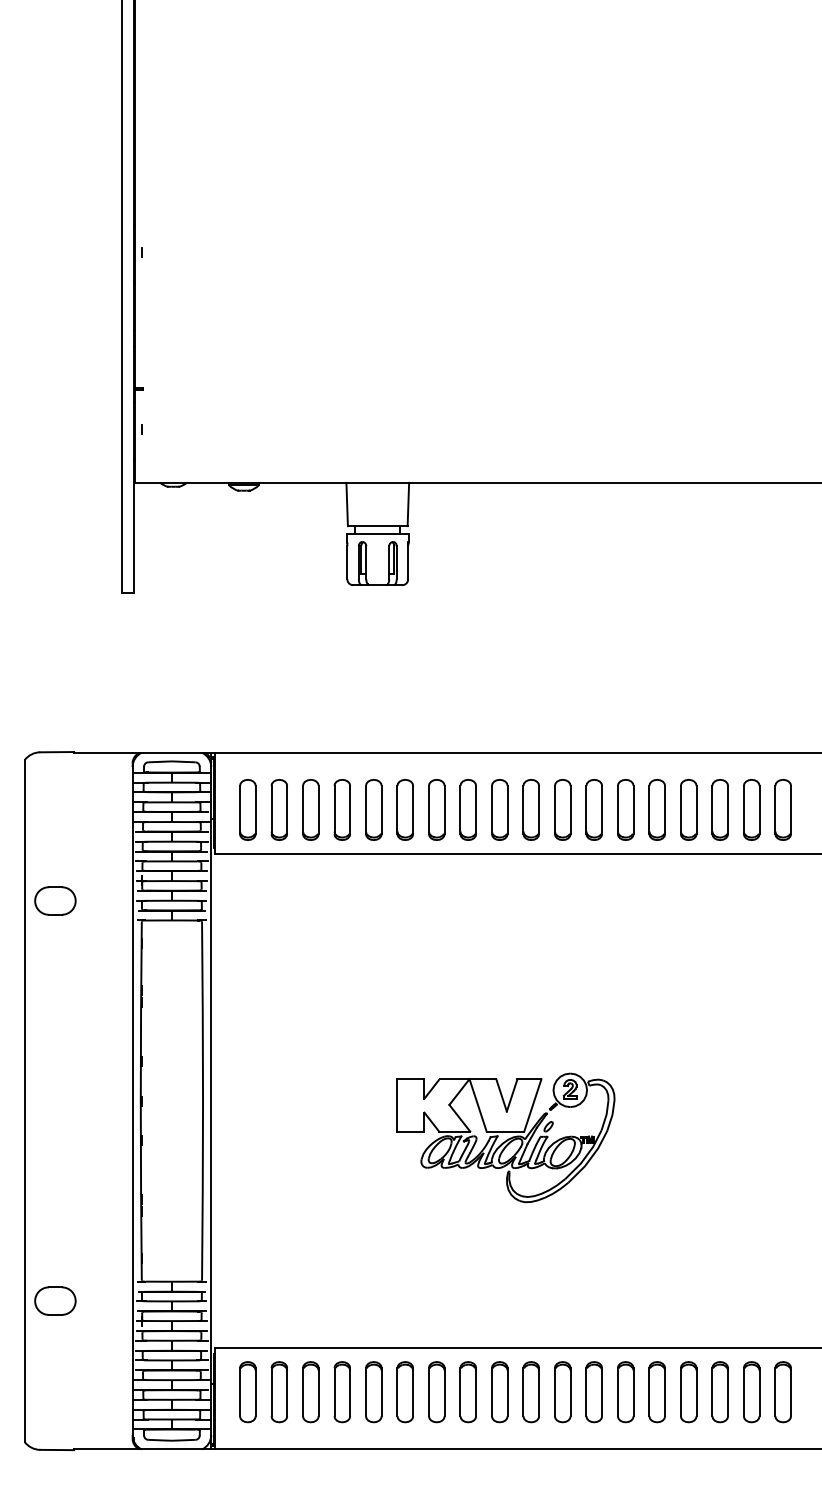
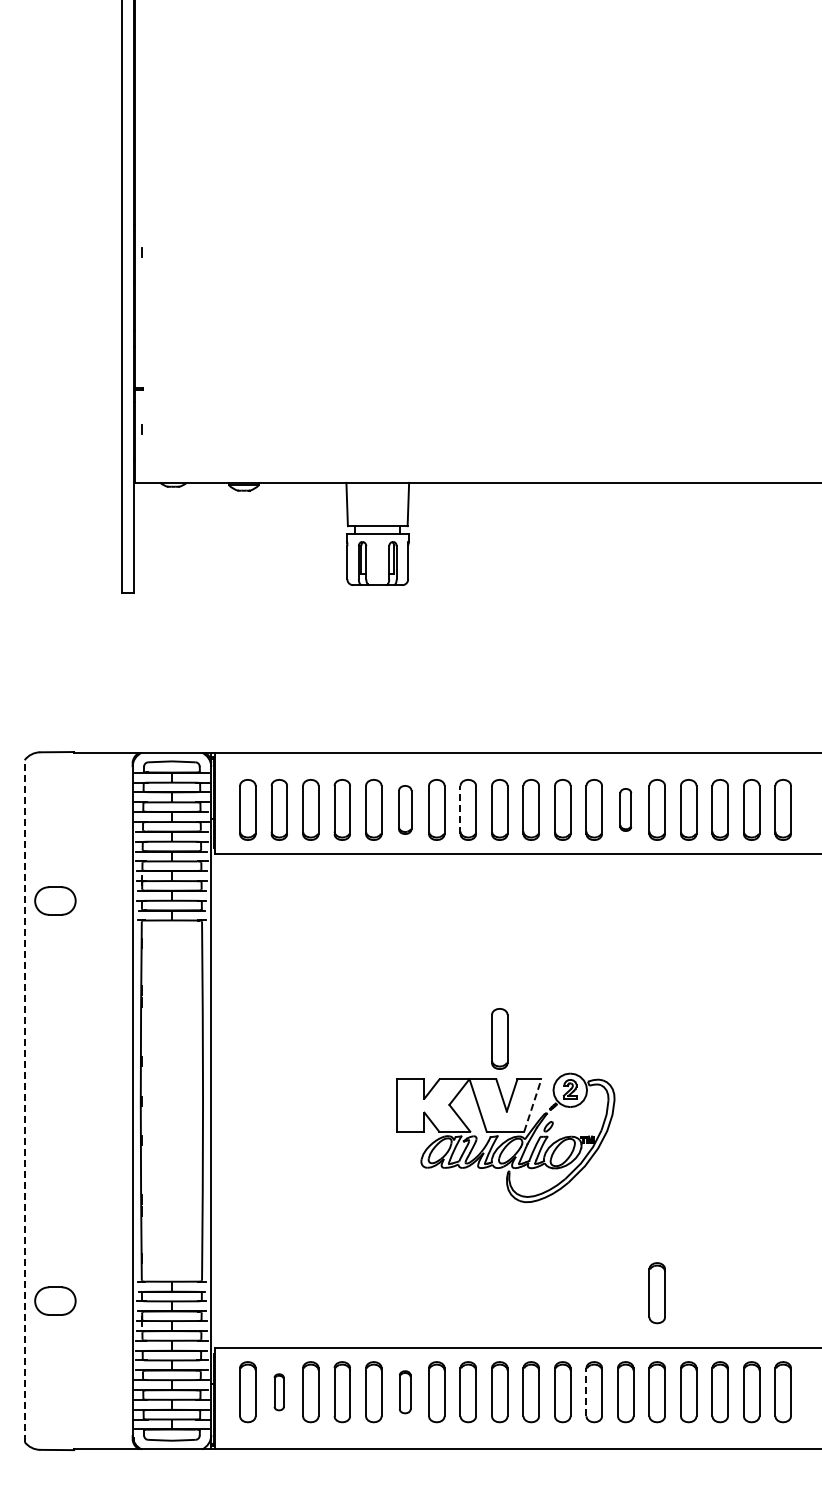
part size: 18x62 px -> 15x50 px (405, 809)
line: solid -> dashed (460, 809)
part size: 18x62 px -> 14x44 px (625, 809)
part: none -> present (499, 1038)
line: solid -> dashed (24, 1101)
line: solid -> dashed (532, 1105)
part: none -> present (656, 1293)
line: solid -> dashed (586, 1391)
part size: 18x63 px -> 12x39 px (278, 1392)
part size: 18x63 px -> 13x45 px (405, 1392)
